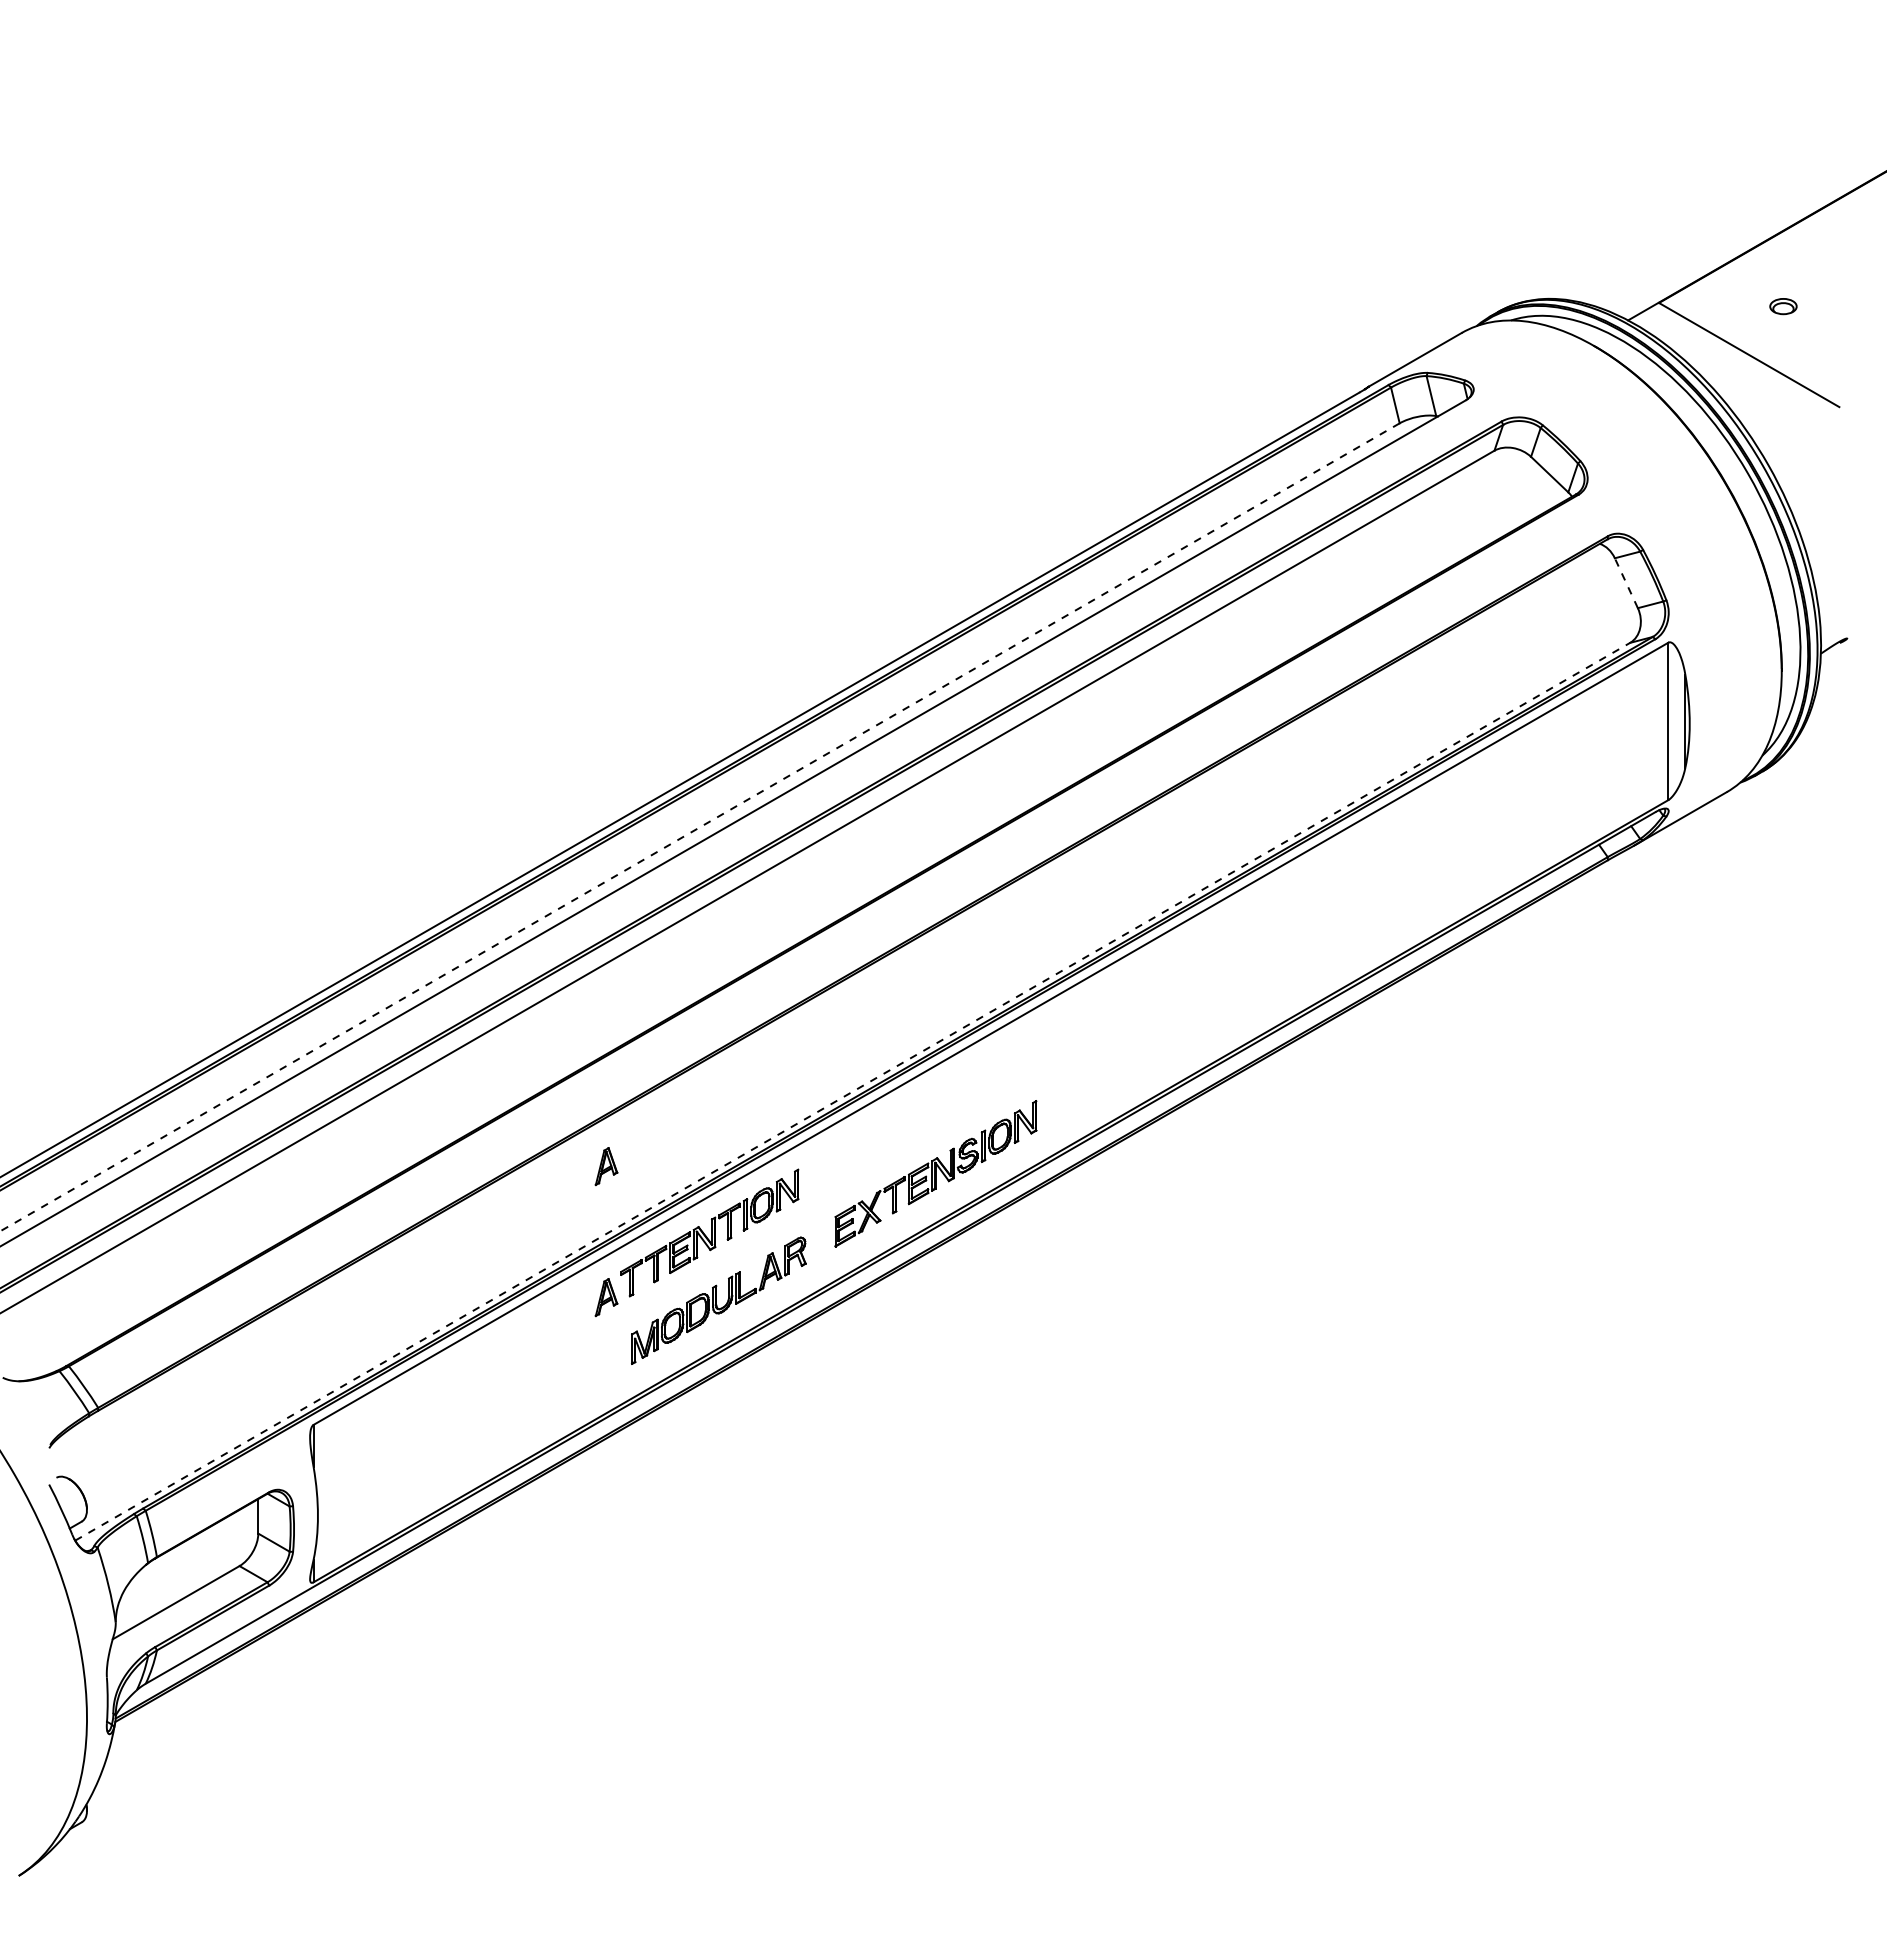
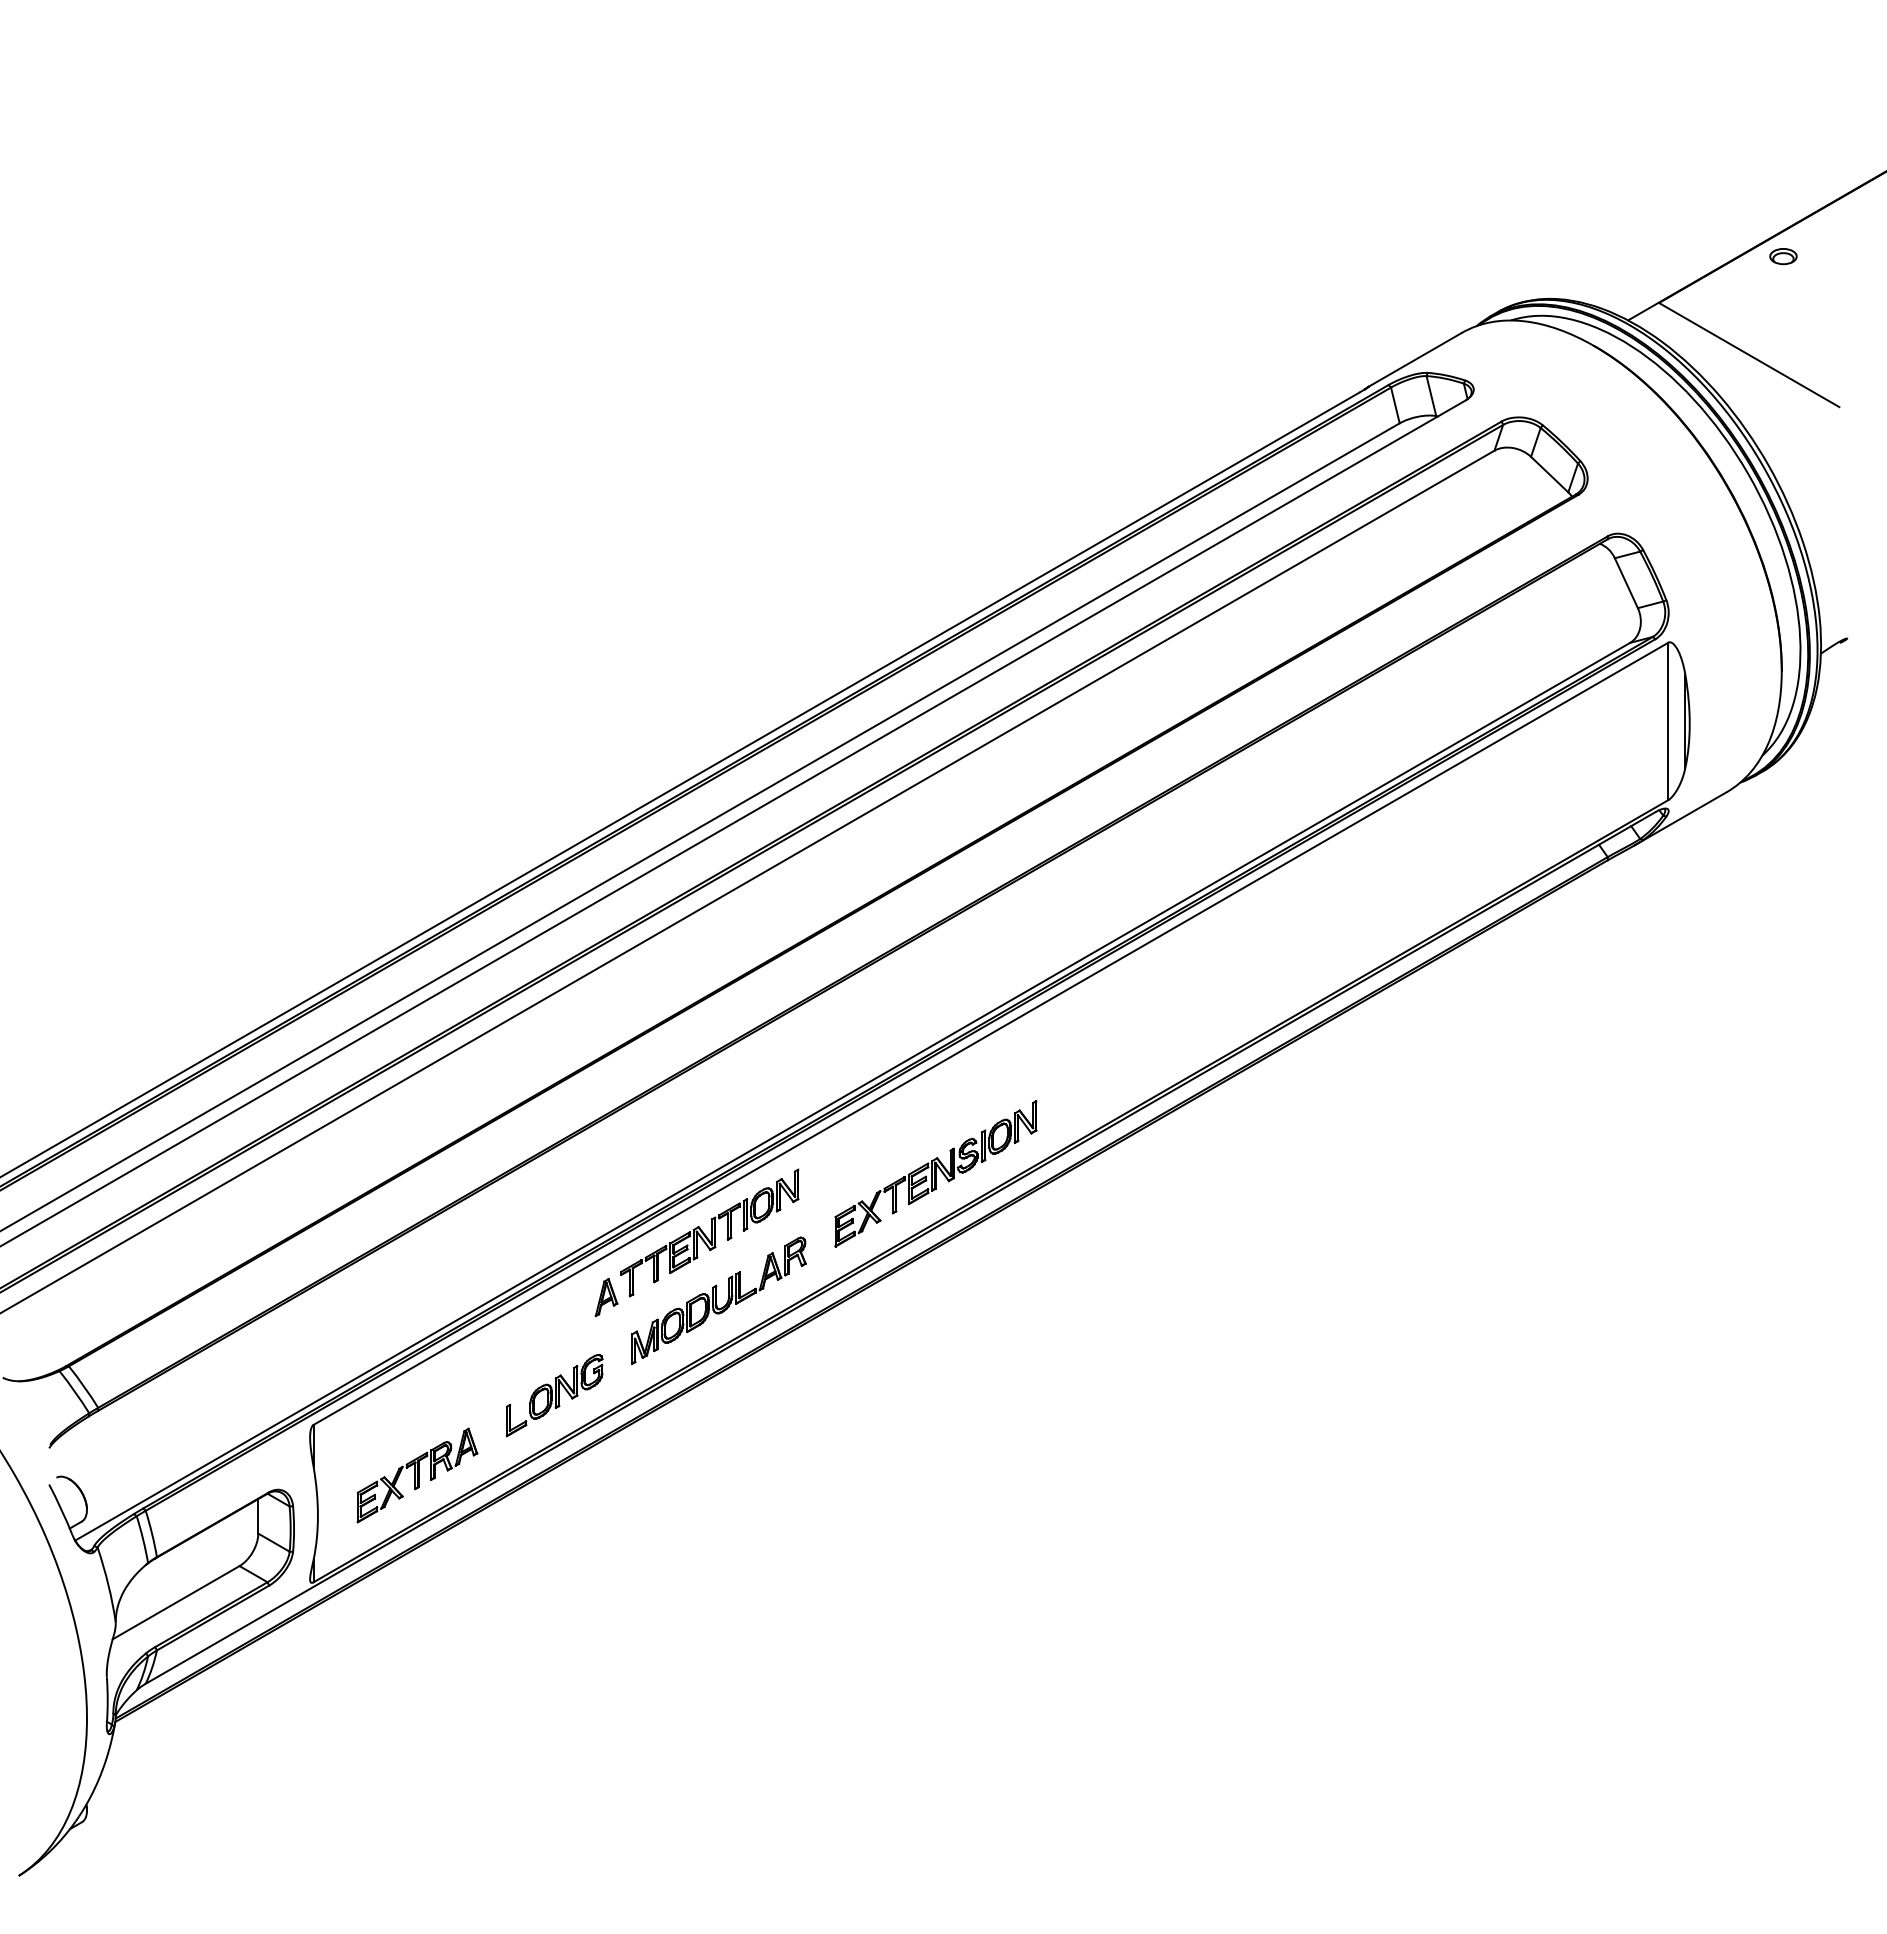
part position: (1783, 306) -> (1783, 256) (1783, 256)
line: dashed -> solid (1626, 582)
line: dashed -> solid (699, 827)
line: dashed -> solid (852, 1091)
part: present -> none (606, 1166)
part: none -> present (554, 1395)
part: none -> present (417, 1475)
